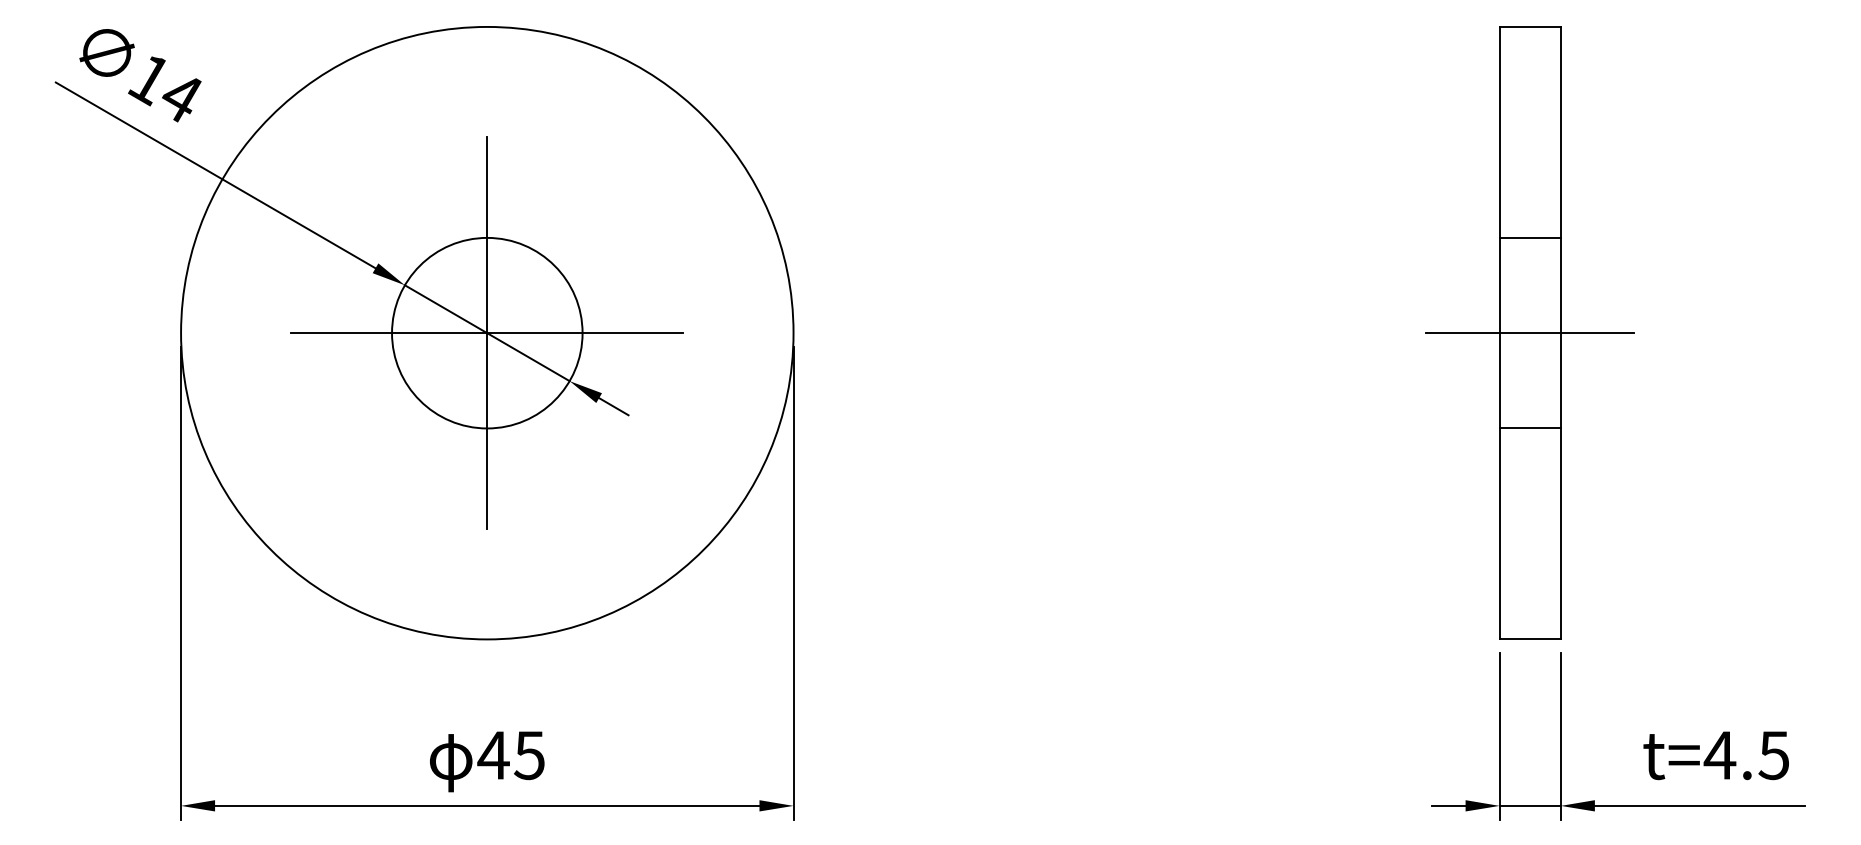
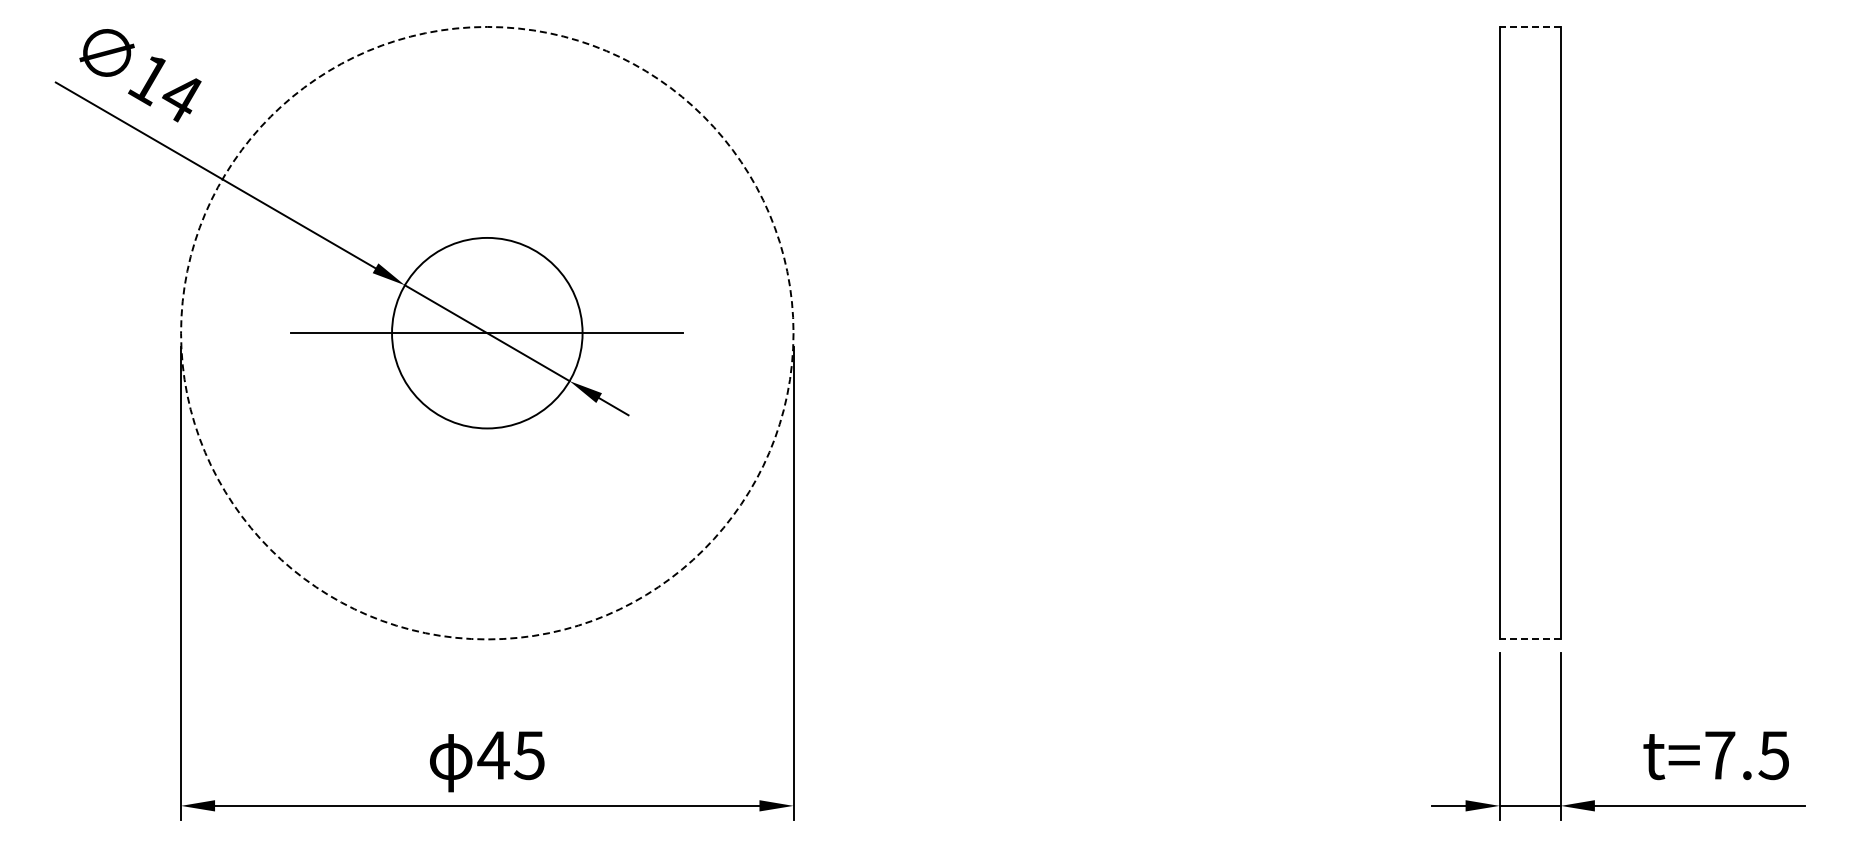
line: solid -> dashed (1530, 26)
line: present -> none (1529, 237)
circle: solid -> dashed (487, 332)
line: present -> none (487, 333)
line: present -> none (1530, 333)
line: present -> none (1529, 428)
line: solid -> dashed (1530, 639)
text: t=4.5 -> t=7.5 (1719, 755)
